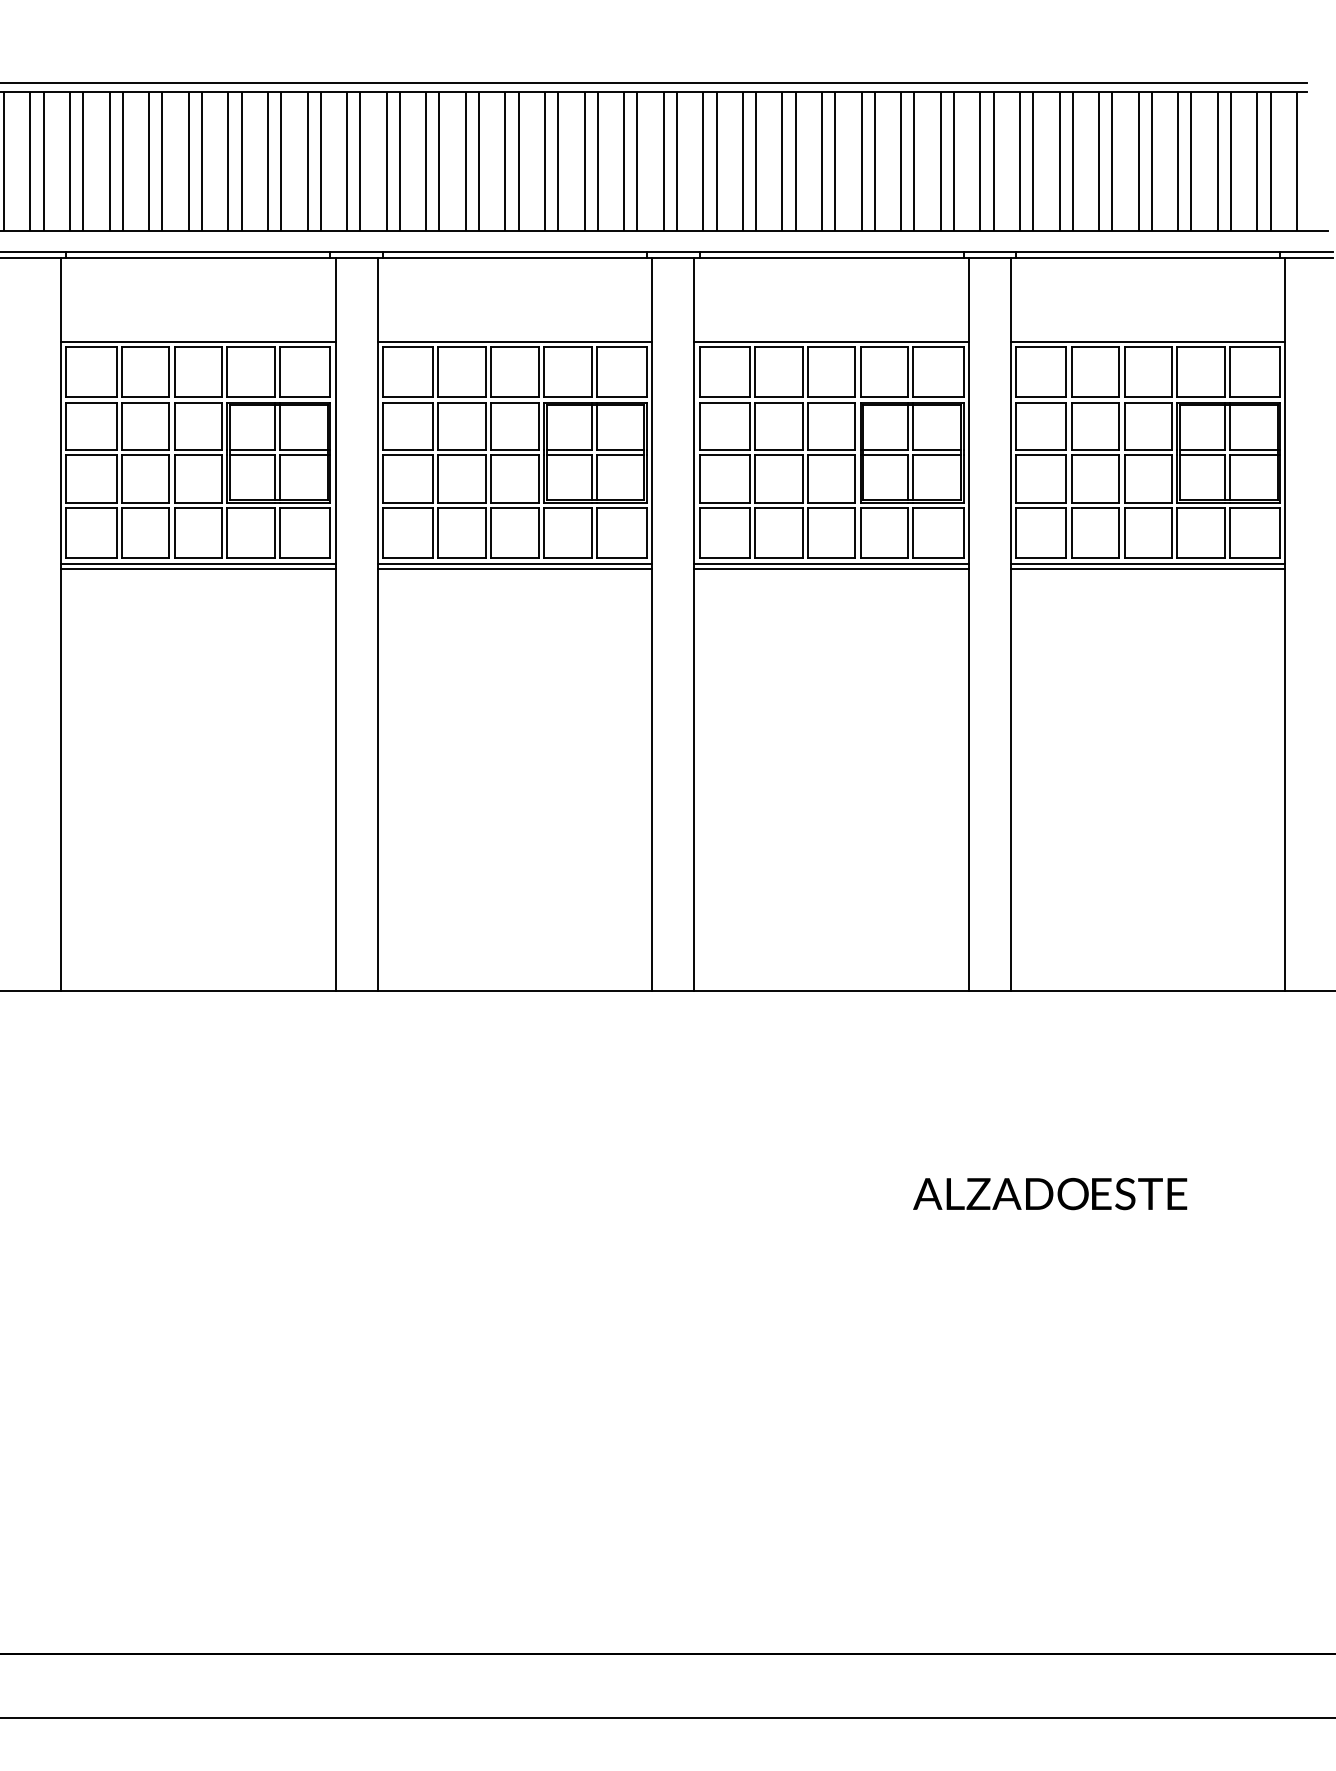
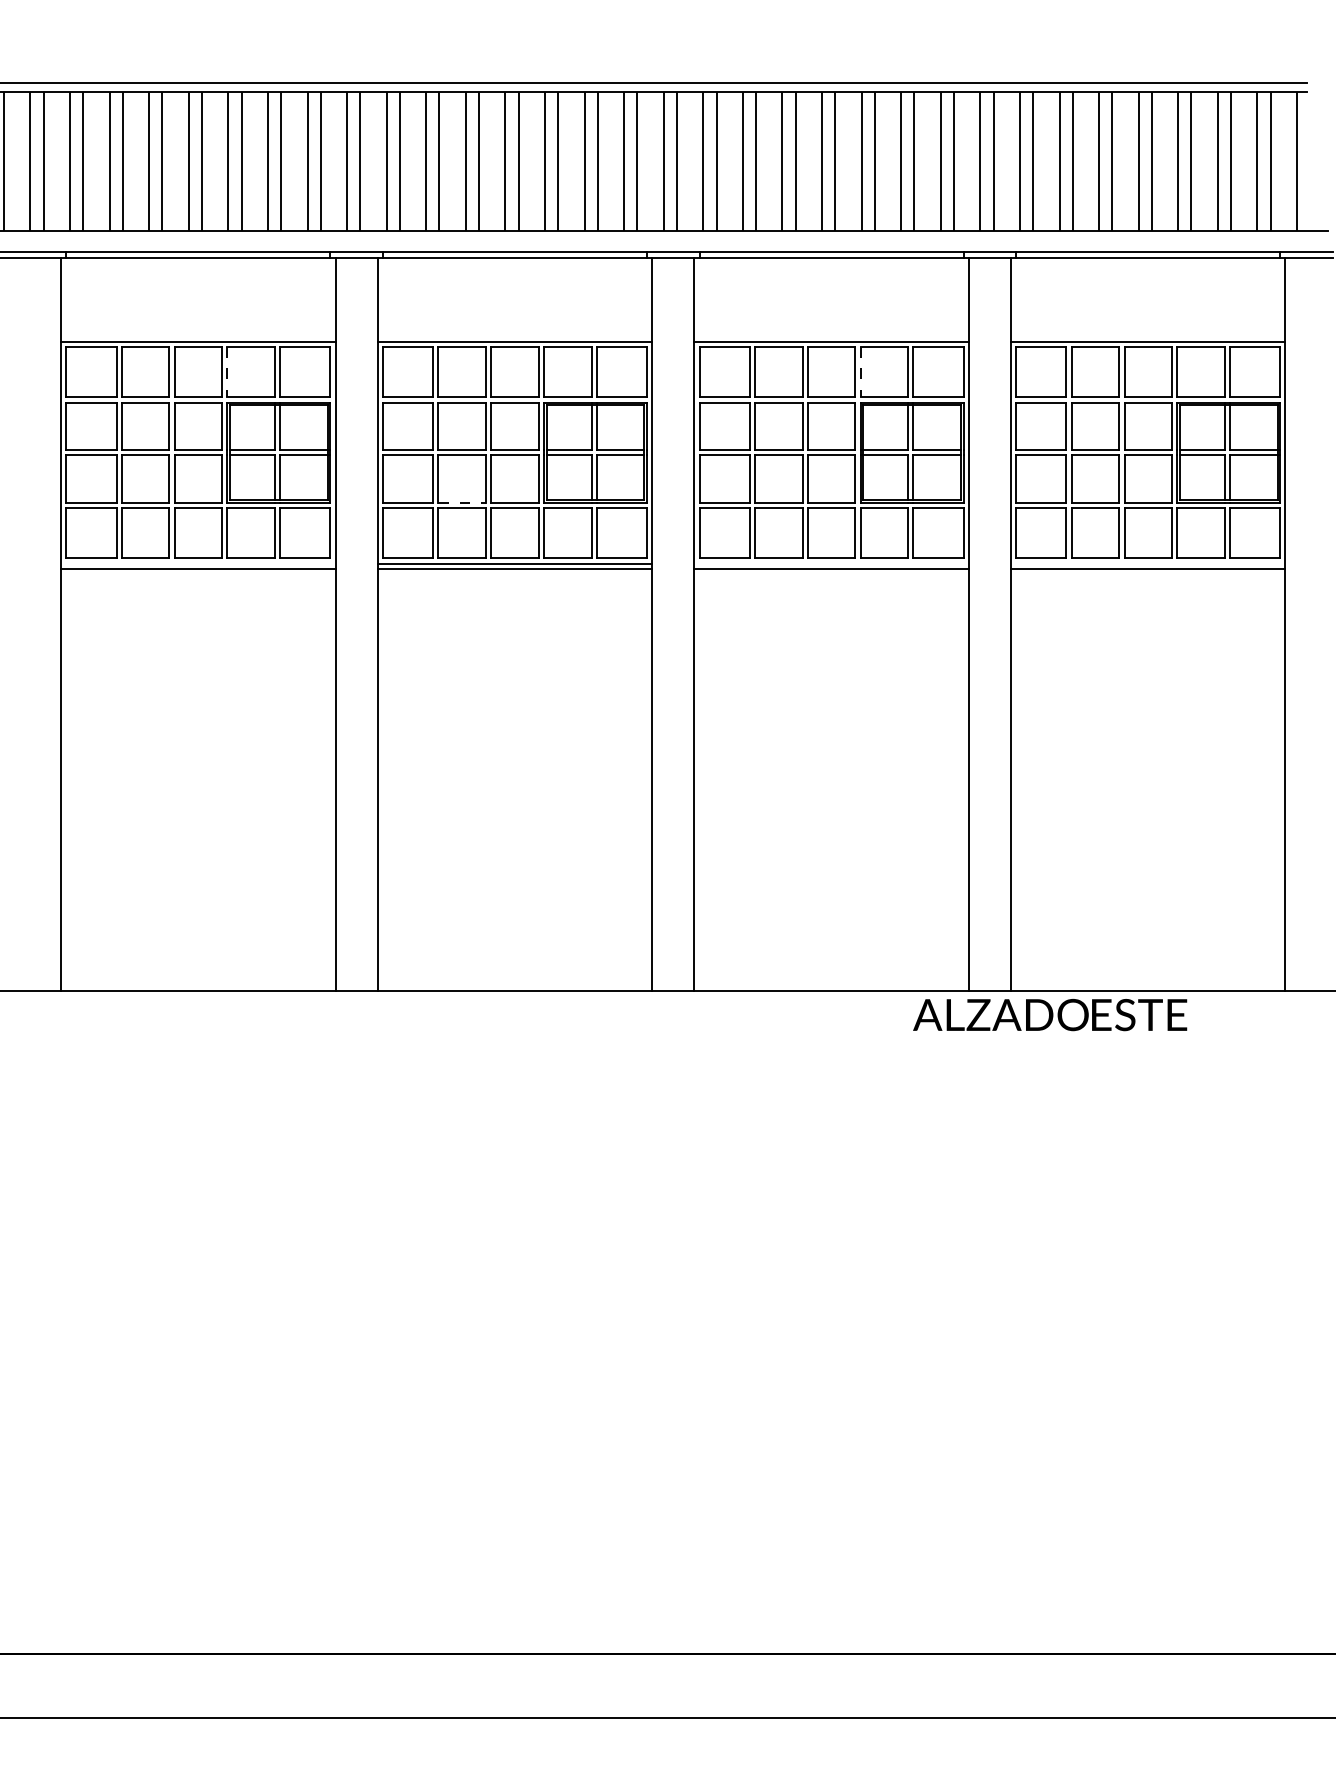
line: solid -> dashed (227, 372)
line: solid -> dashed (860, 372)
line: solid -> dashed (462, 502)
line: present -> none (198, 563)
line: present -> none (831, 563)
line: present -> none (1148, 563)
text position: (1050, 1194) -> (1050, 1015) (1050, 1015)
